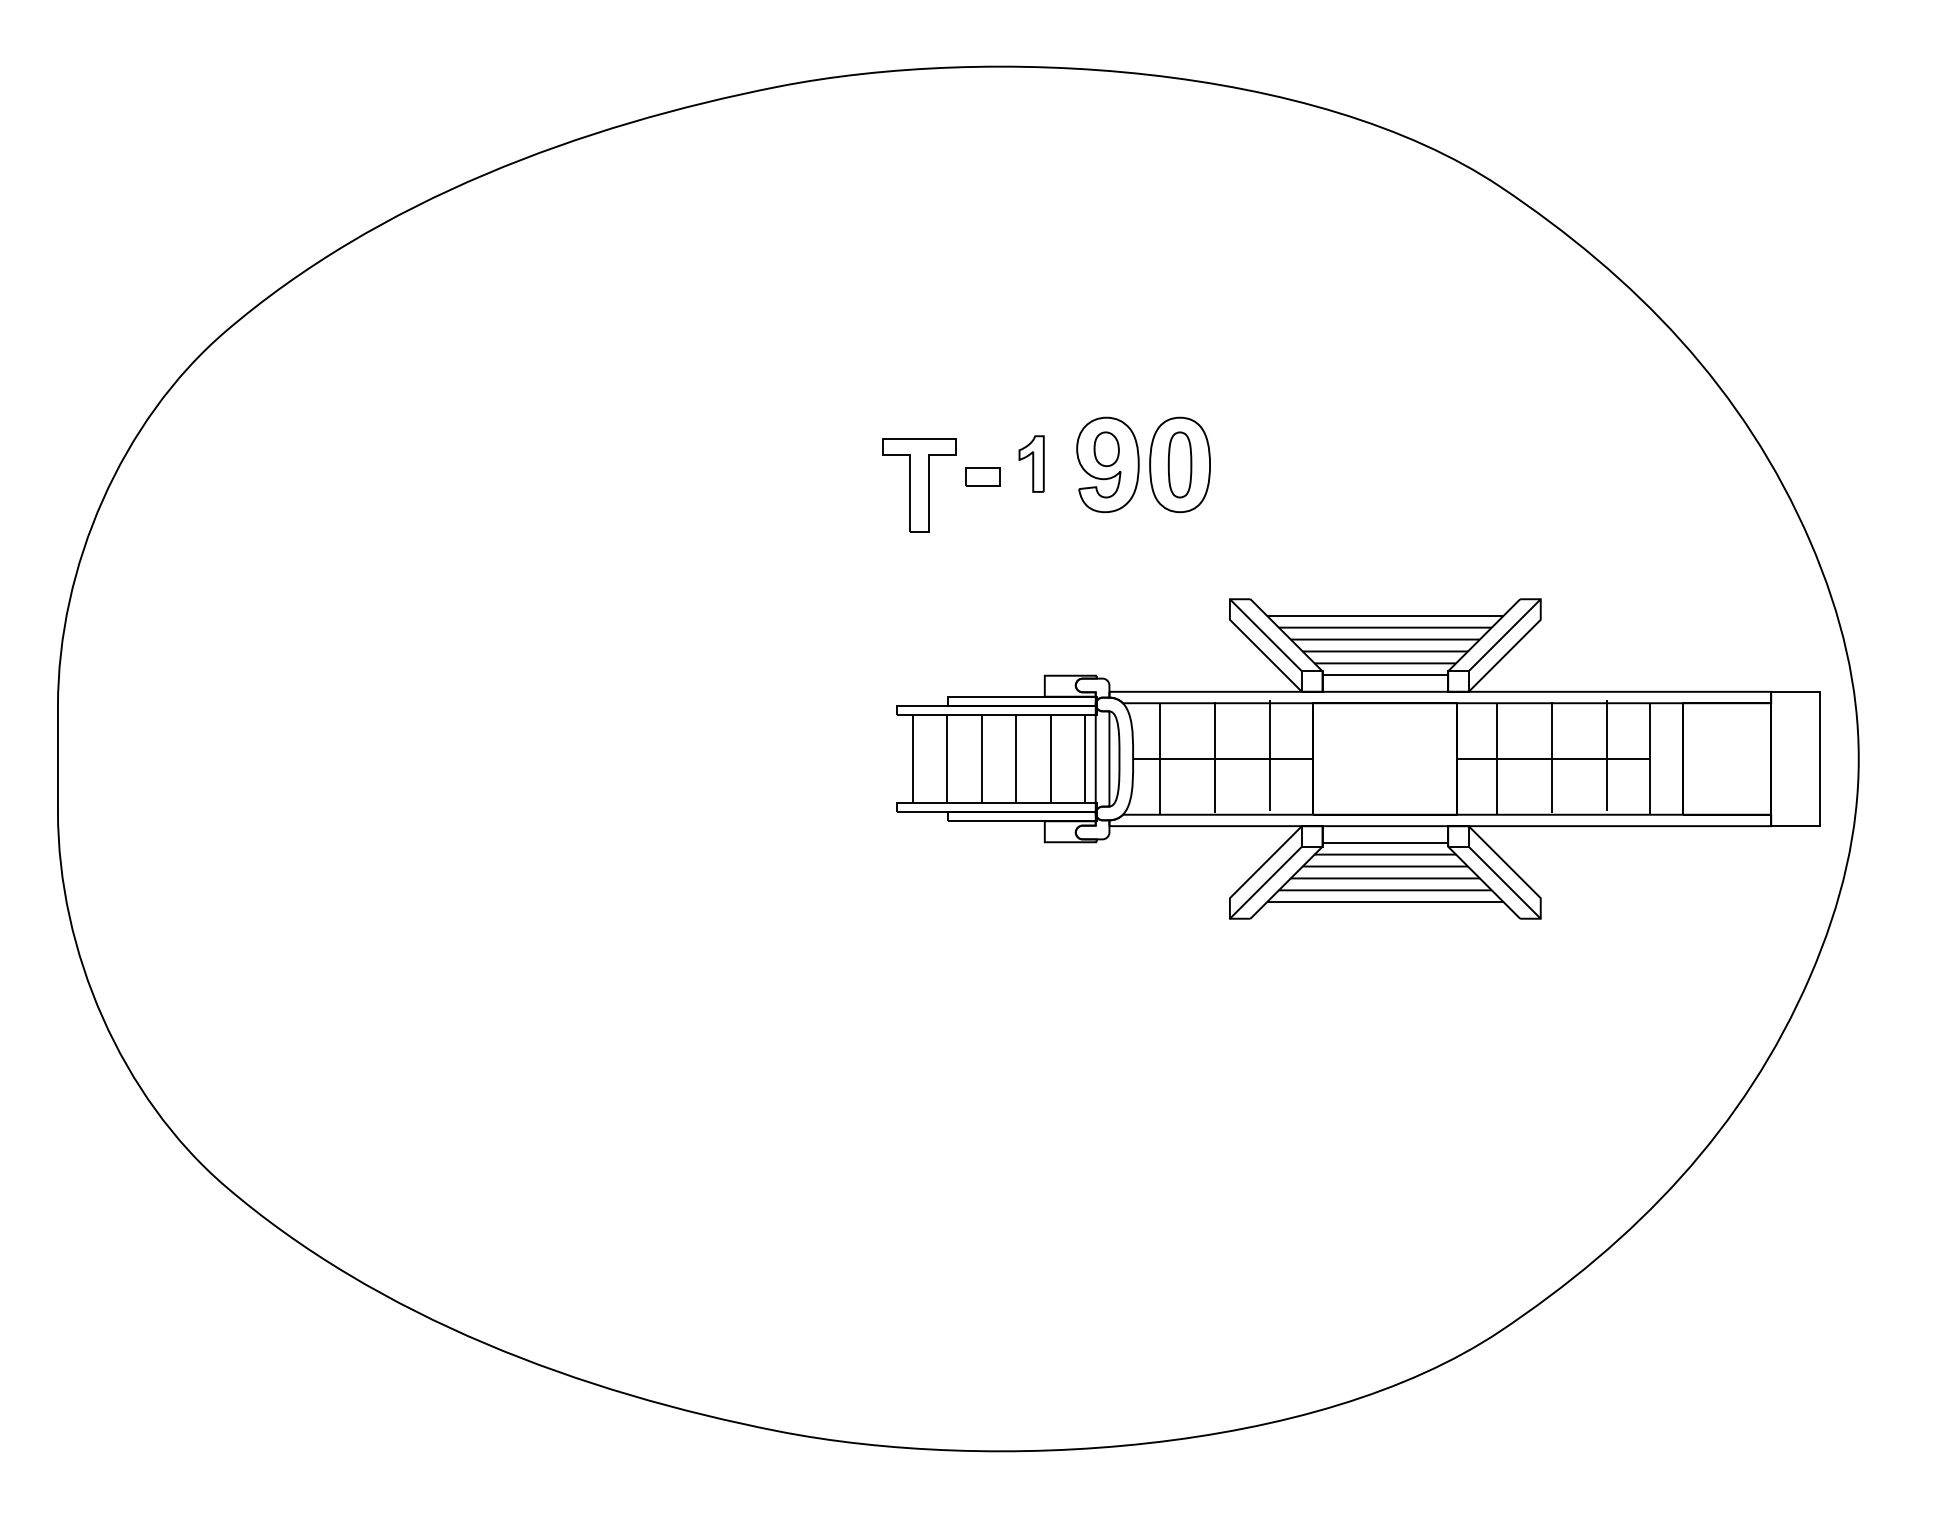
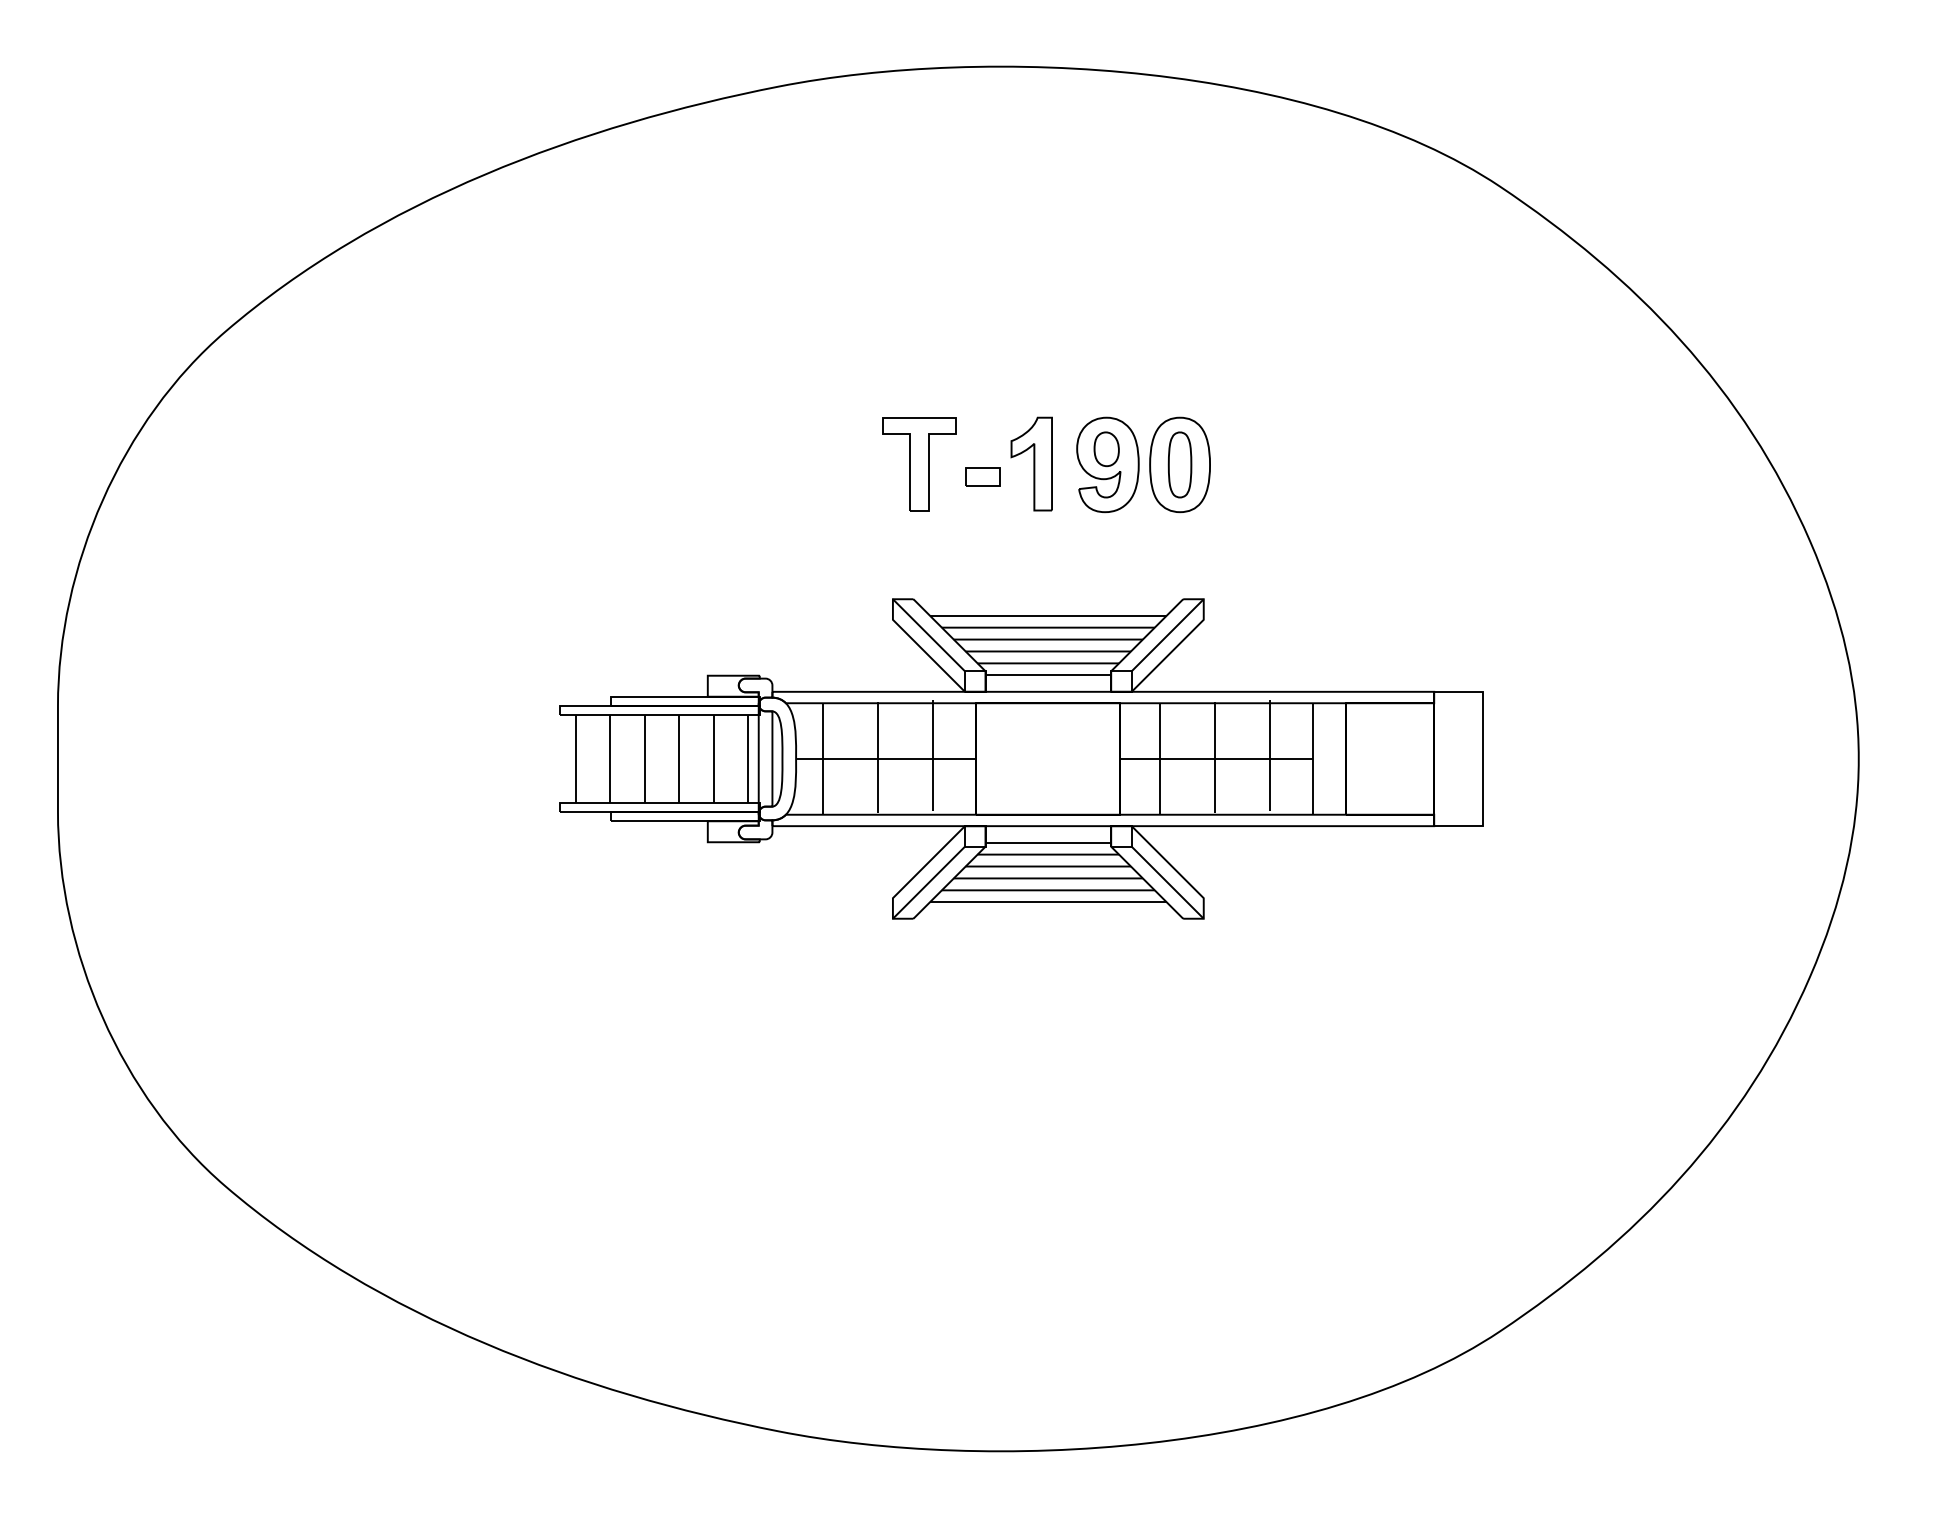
part size: 27x58 px -> 43x96 px (1031, 463)
part position: (919, 485) -> (919, 464) (919, 464)
part position: (1358, 758) -> (1021, 758) (1021, 758)
